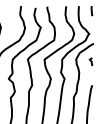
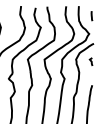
curve position: (91, 11) -> (91, 16) (91, 16)
